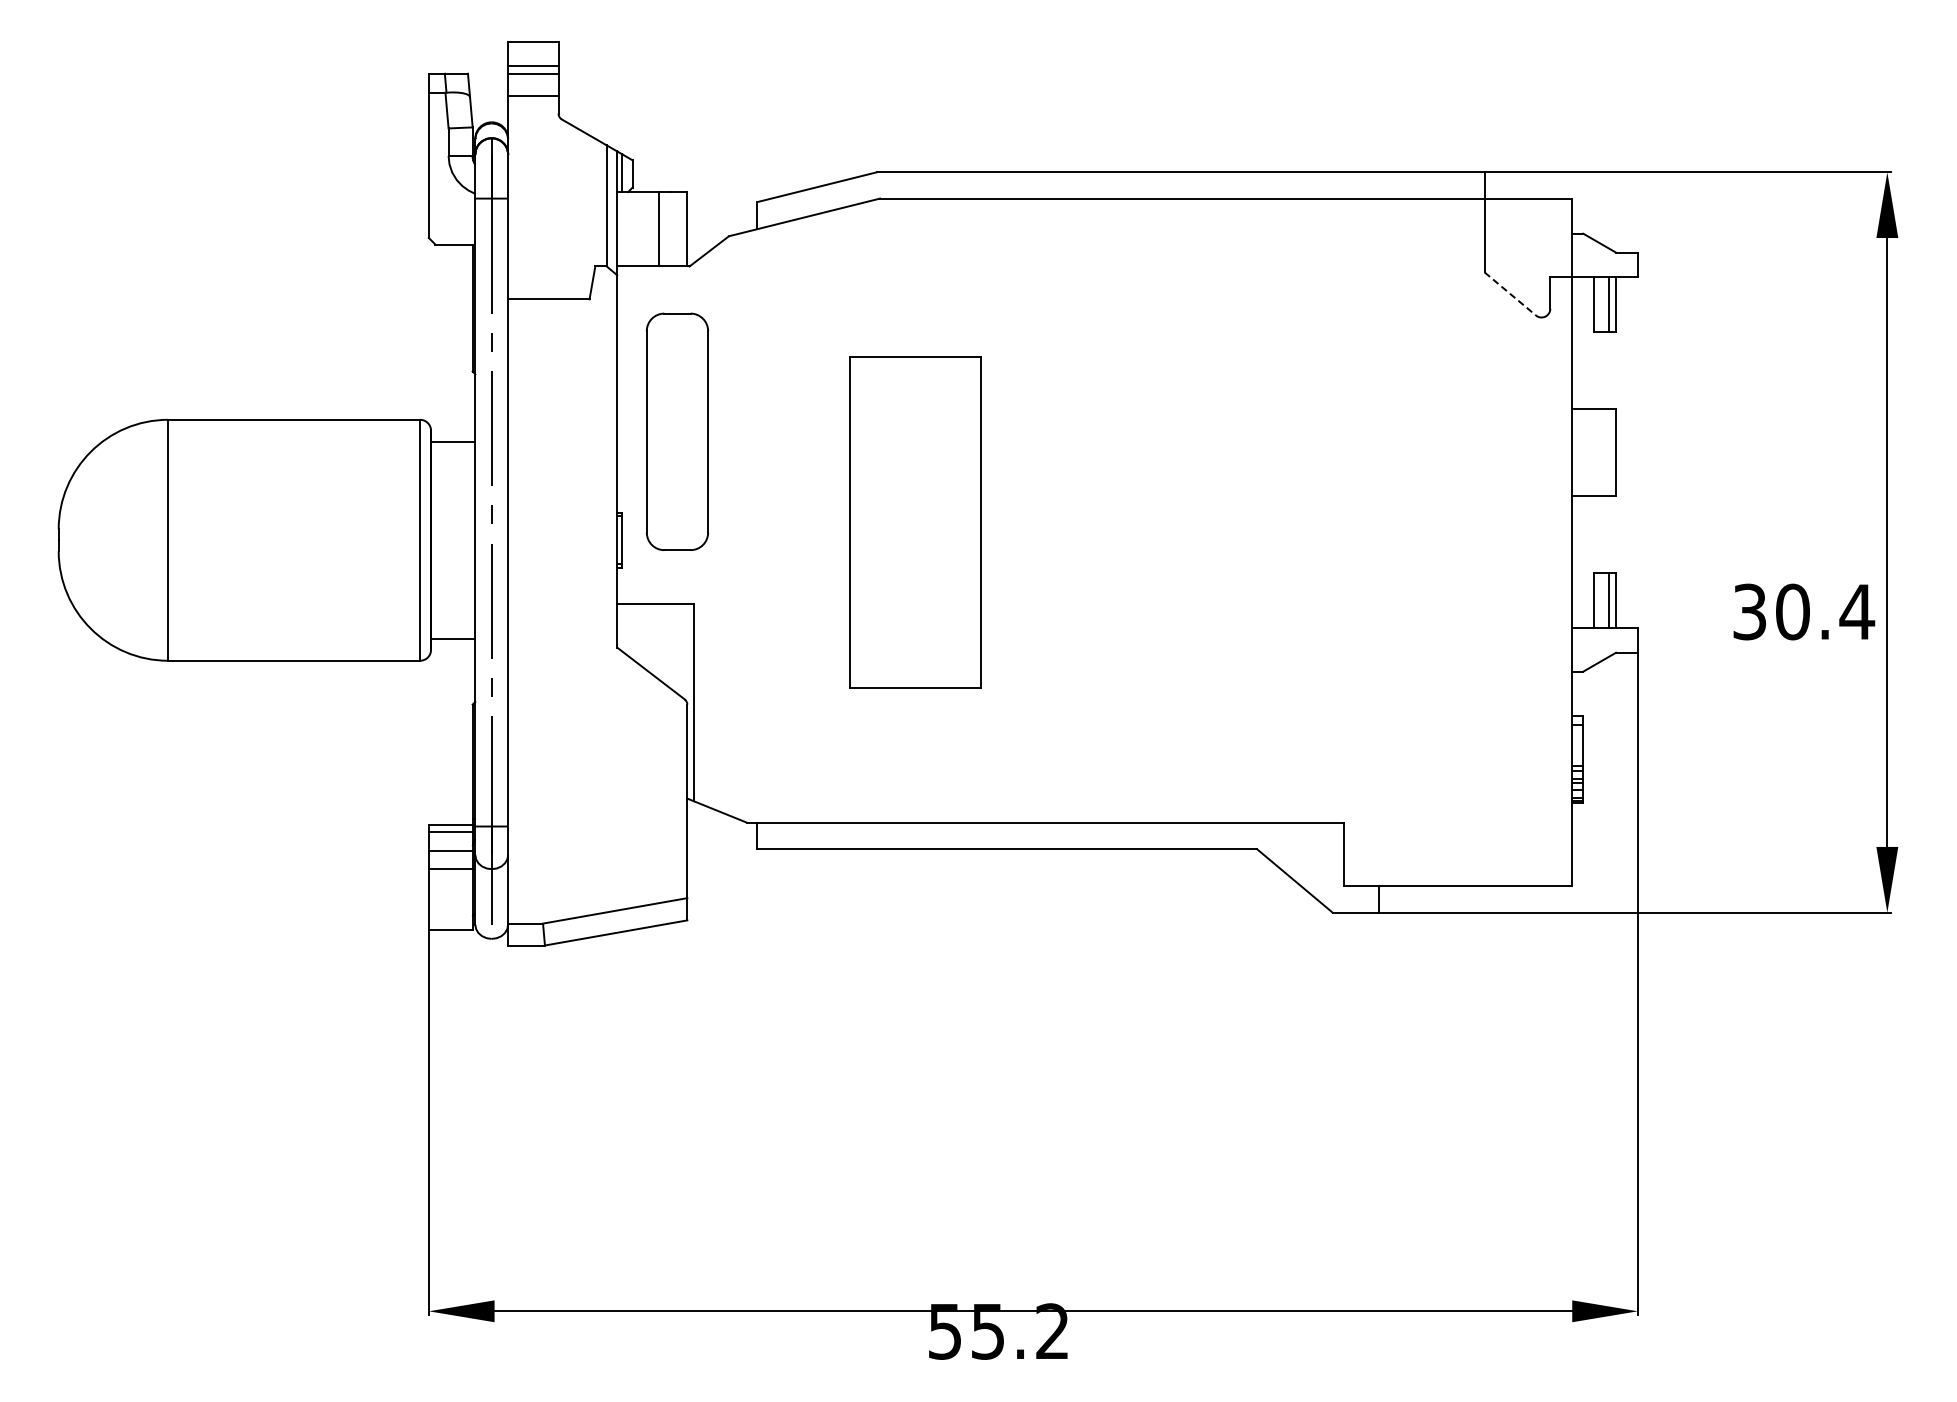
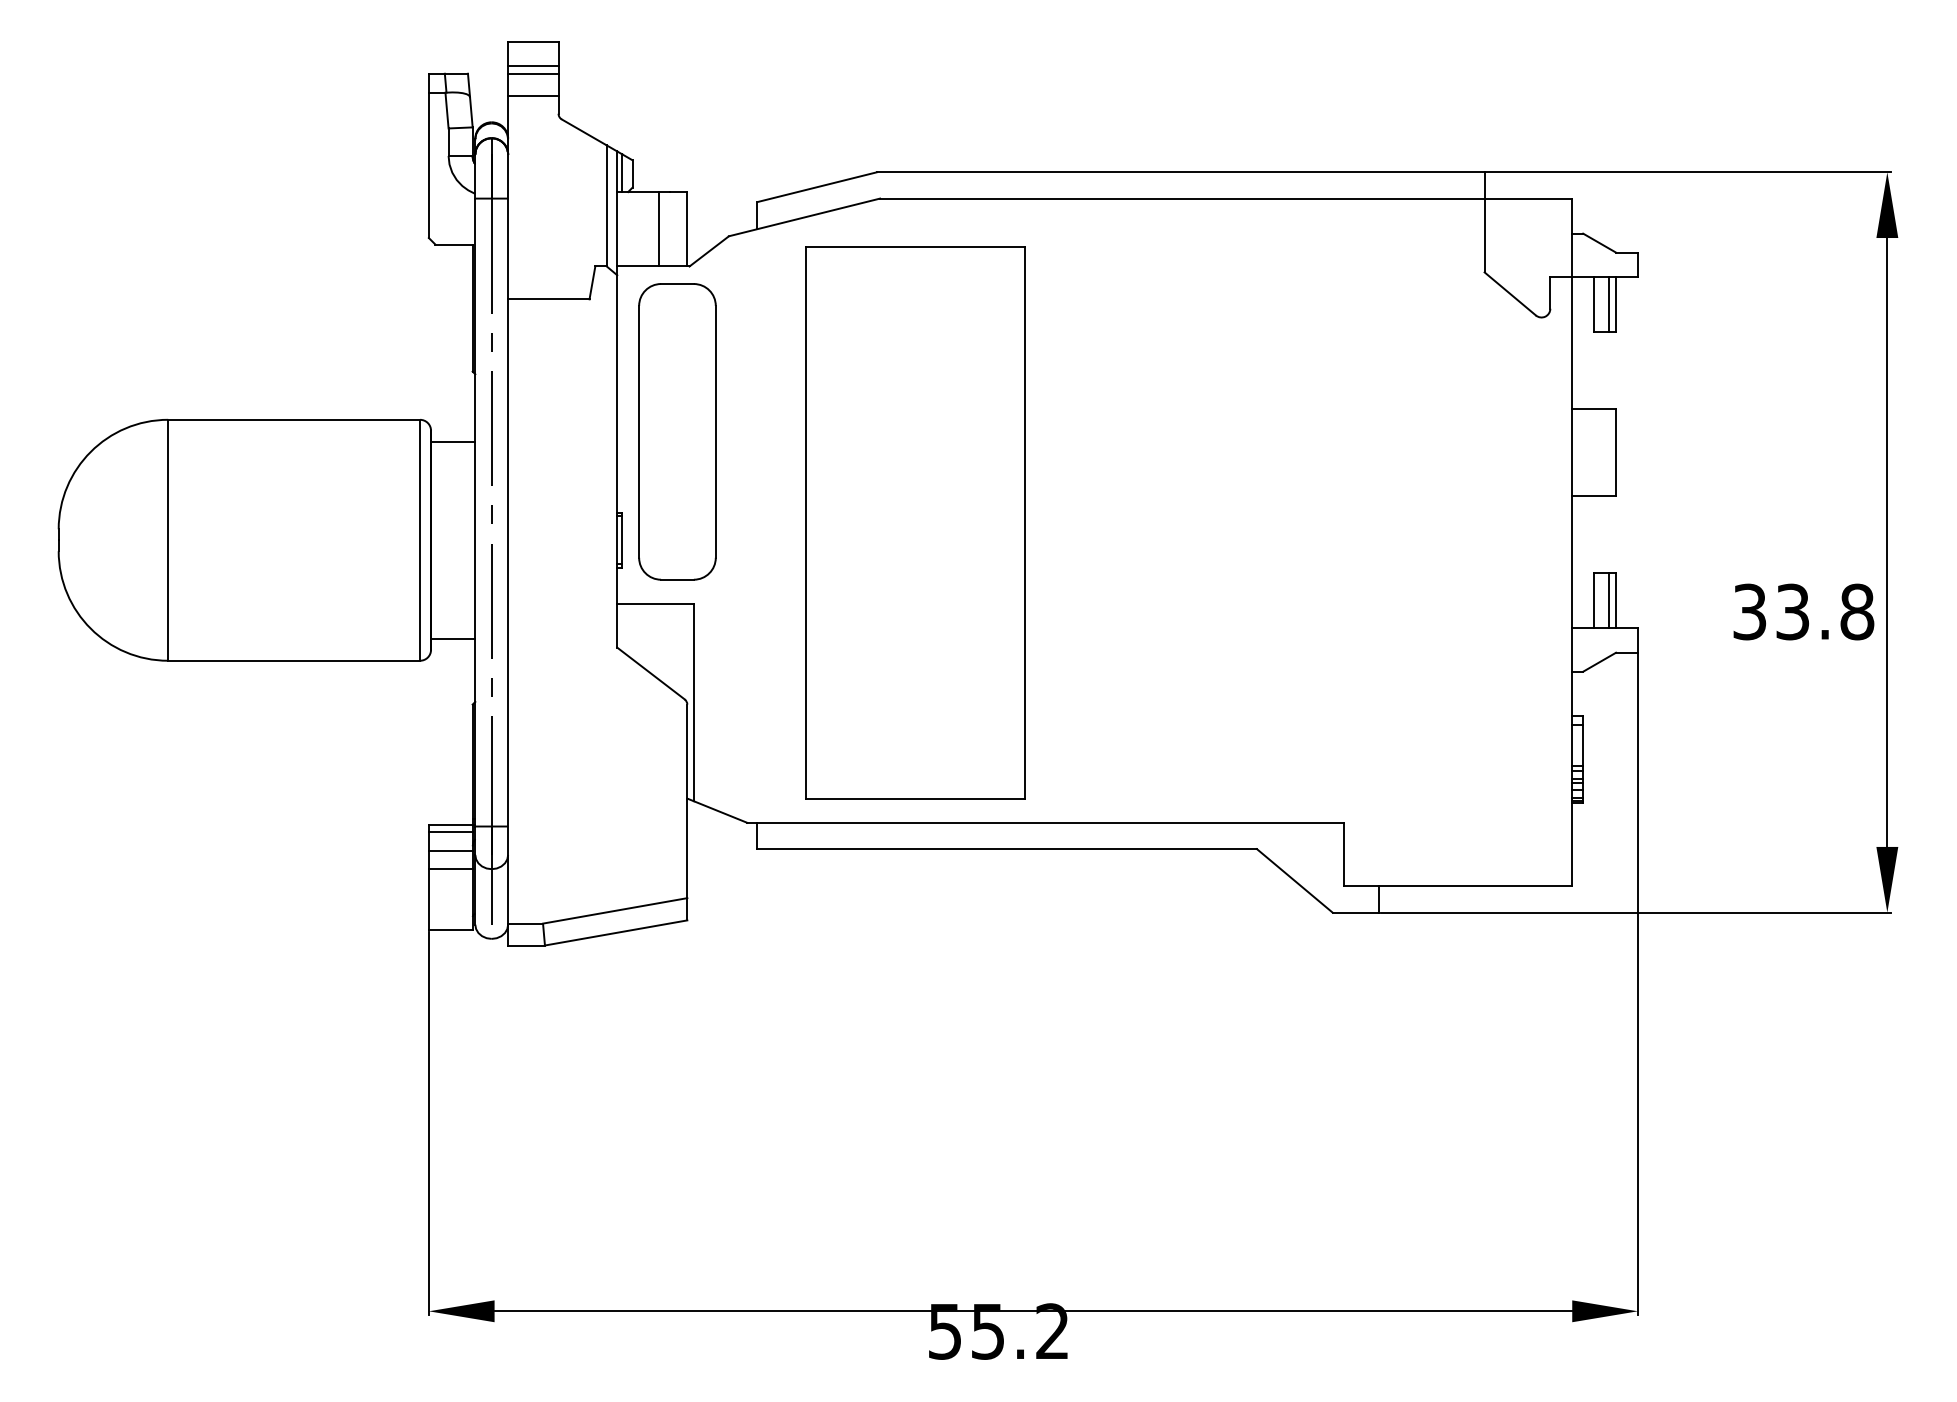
line: dashed -> solid (1510, 294)
part size: 63x239 px -> 79x298 px (677, 431)
part size: 133x333 px -> 221x554 px (915, 522)
text: 30.4 -> 33.8 (1825, 611)
